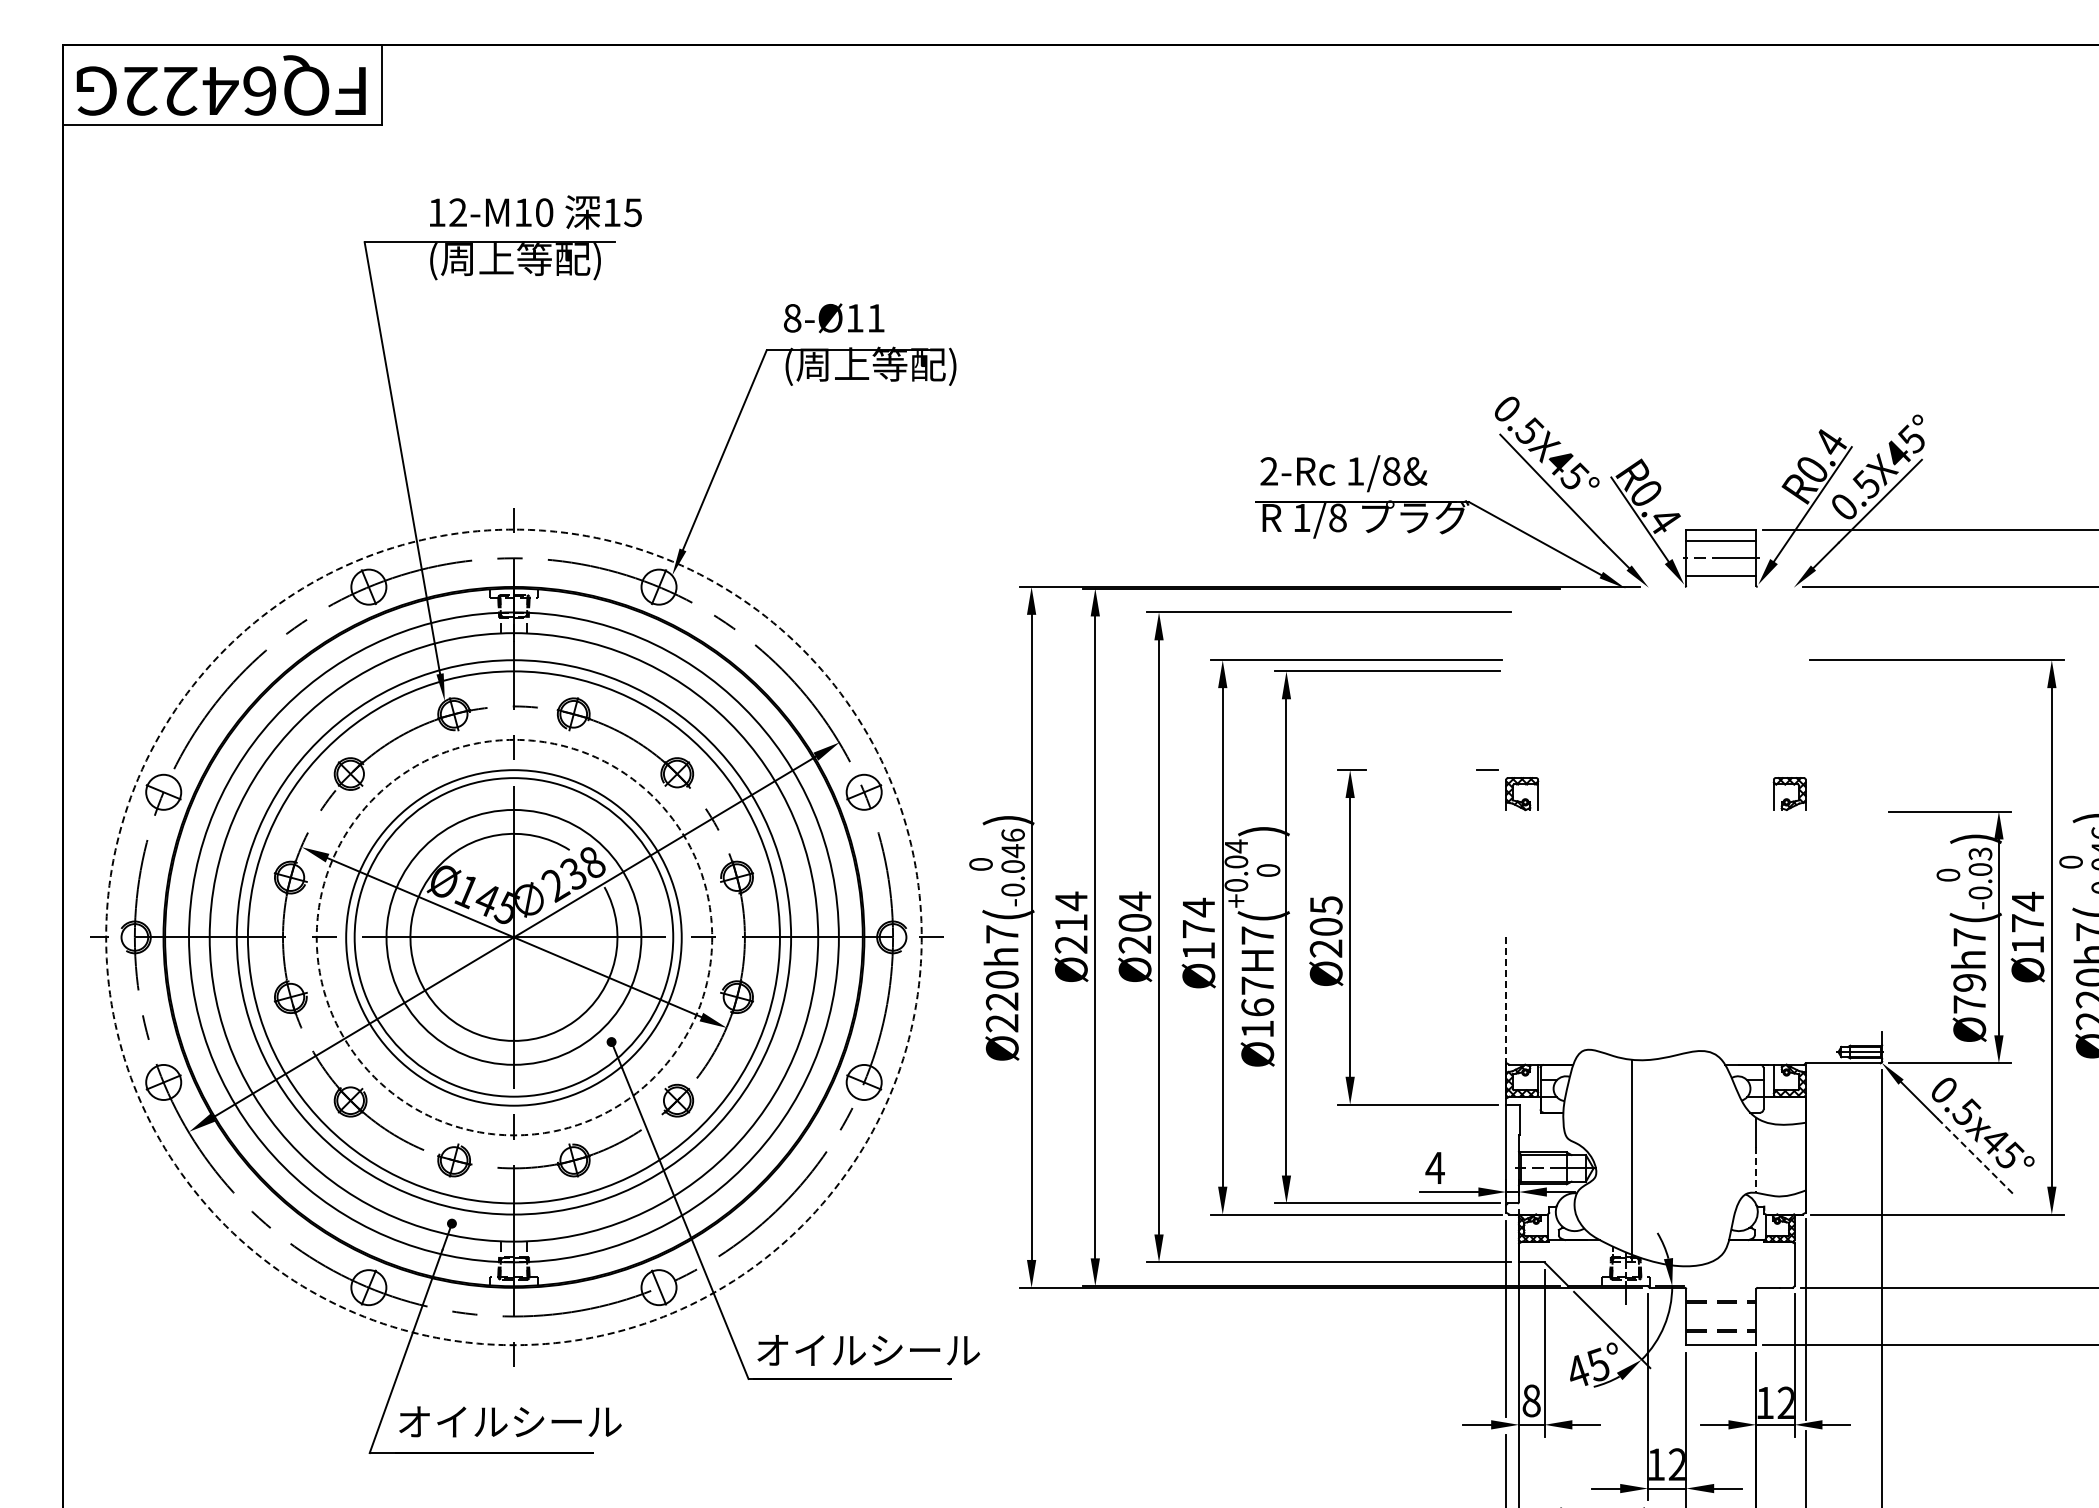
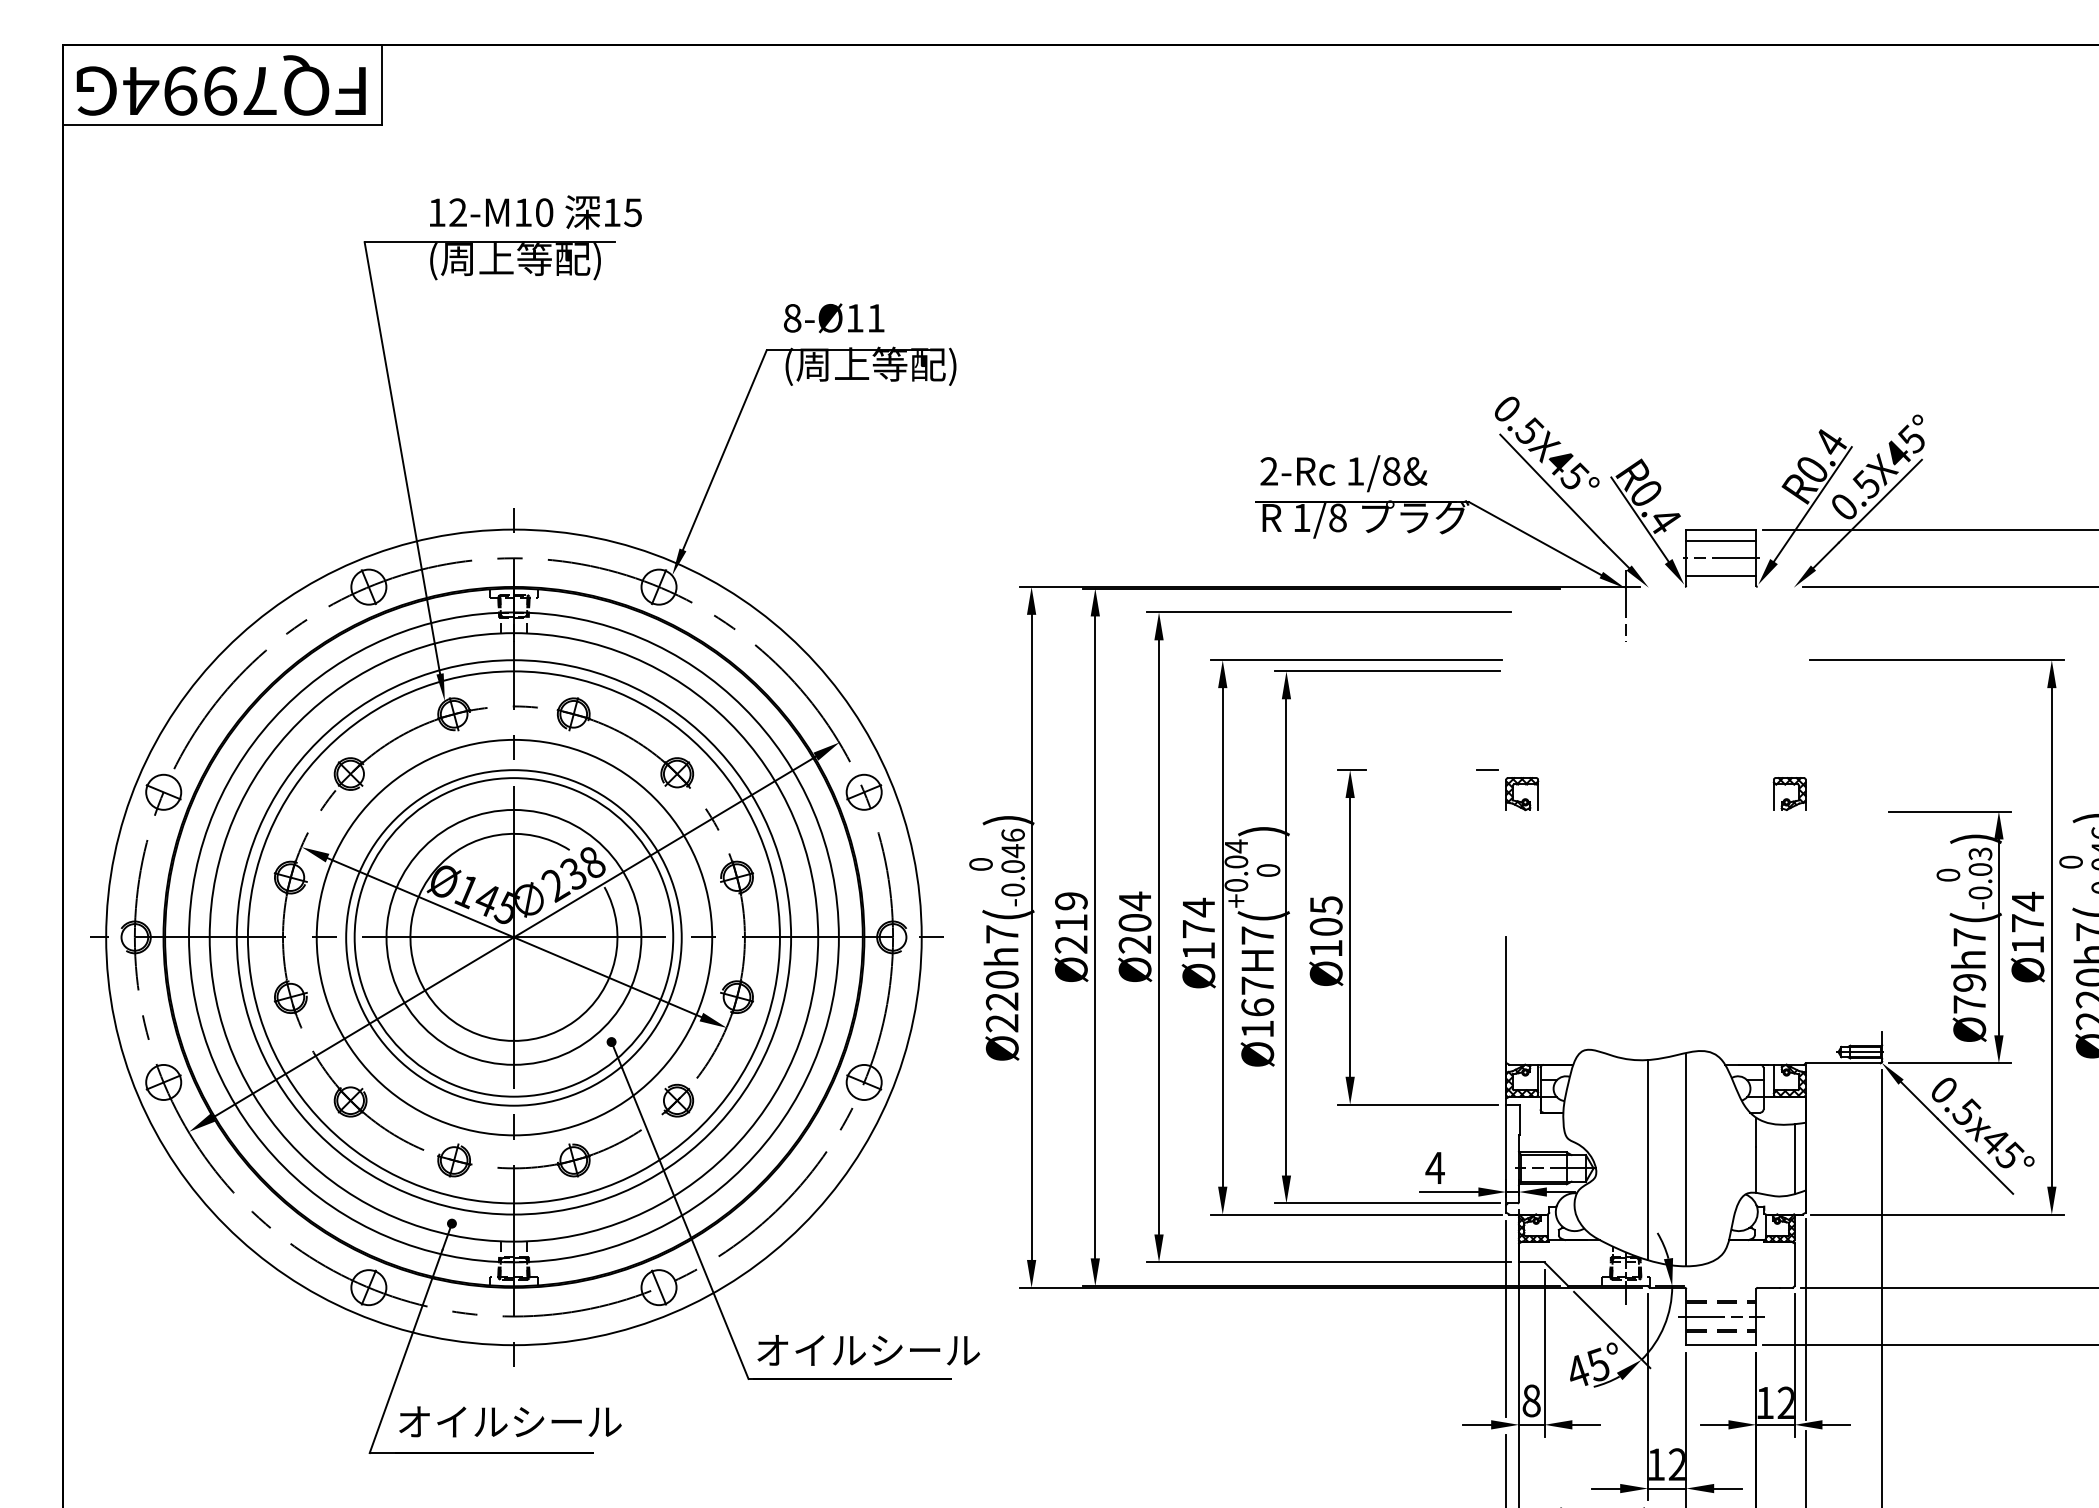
text: FQ6422G -> FQ7994G (199, 90)
line: none -> present (1625, 605)
text: Ø214 -> Ø219 (1071, 901)
circle: dashed -> solid (513, 937)
circle: dashed -> solid (514, 937)
text: Ø205 -> Ø105 (1325, 948)
line: dashed -> solid (1506, 1000)
line: dashed -> solid (1975, 1156)
line: none -> present (1794, 1159)
line position: (1632, 1160) -> (1648, 1160) (1648, 1160)
line: none -> present (1686, 1160)
line: dashed -> solid (1756, 1169)
line: none -> present (1721, 1316)
